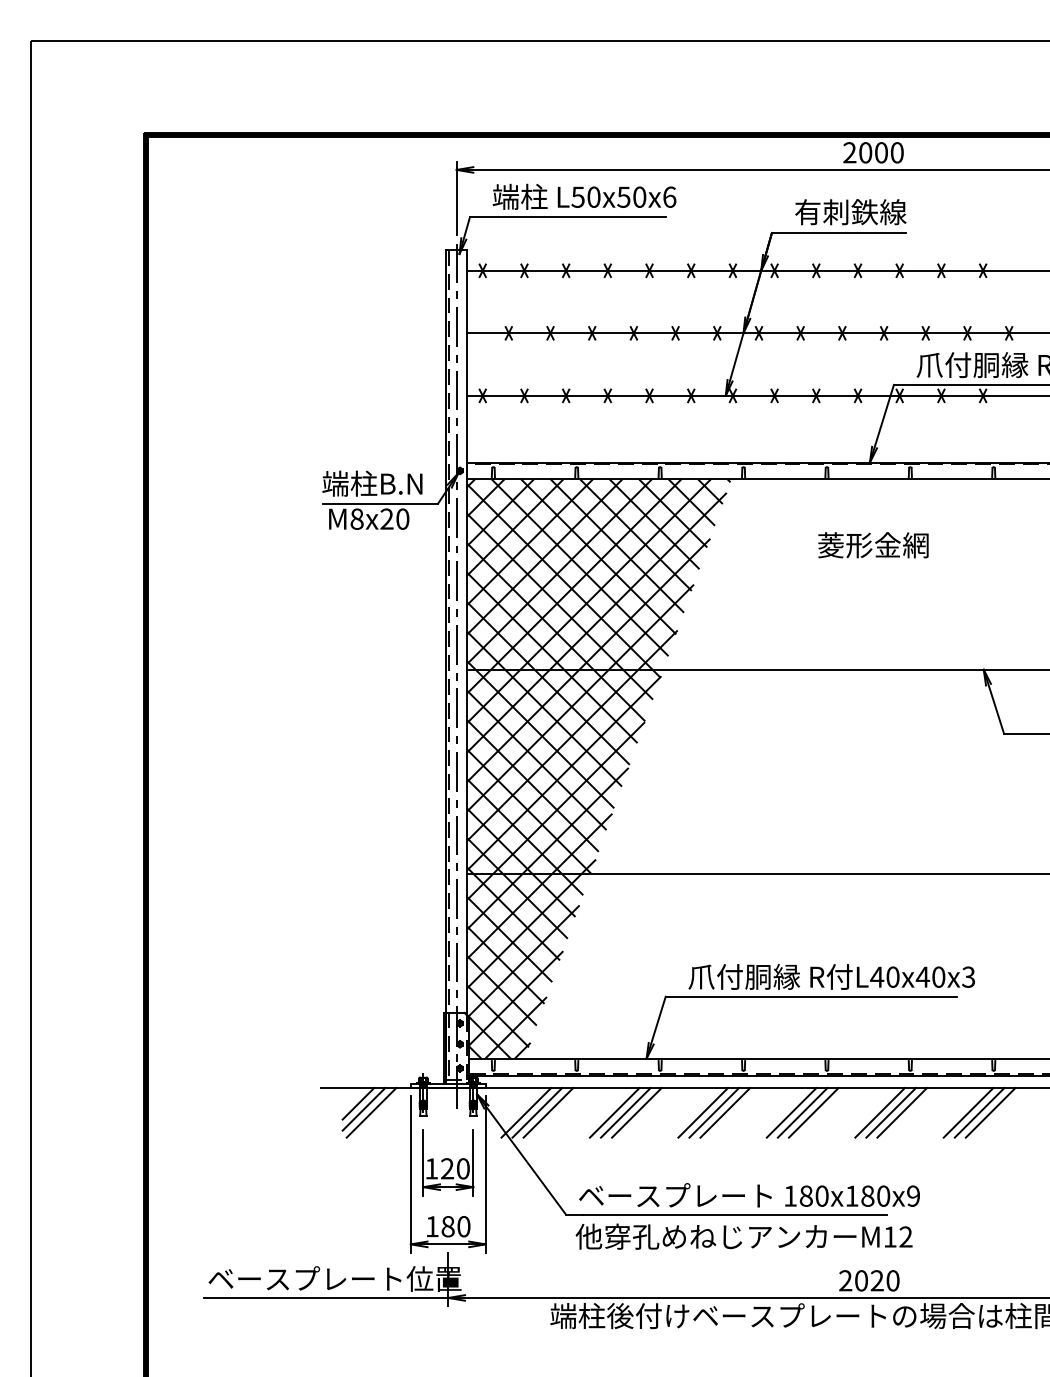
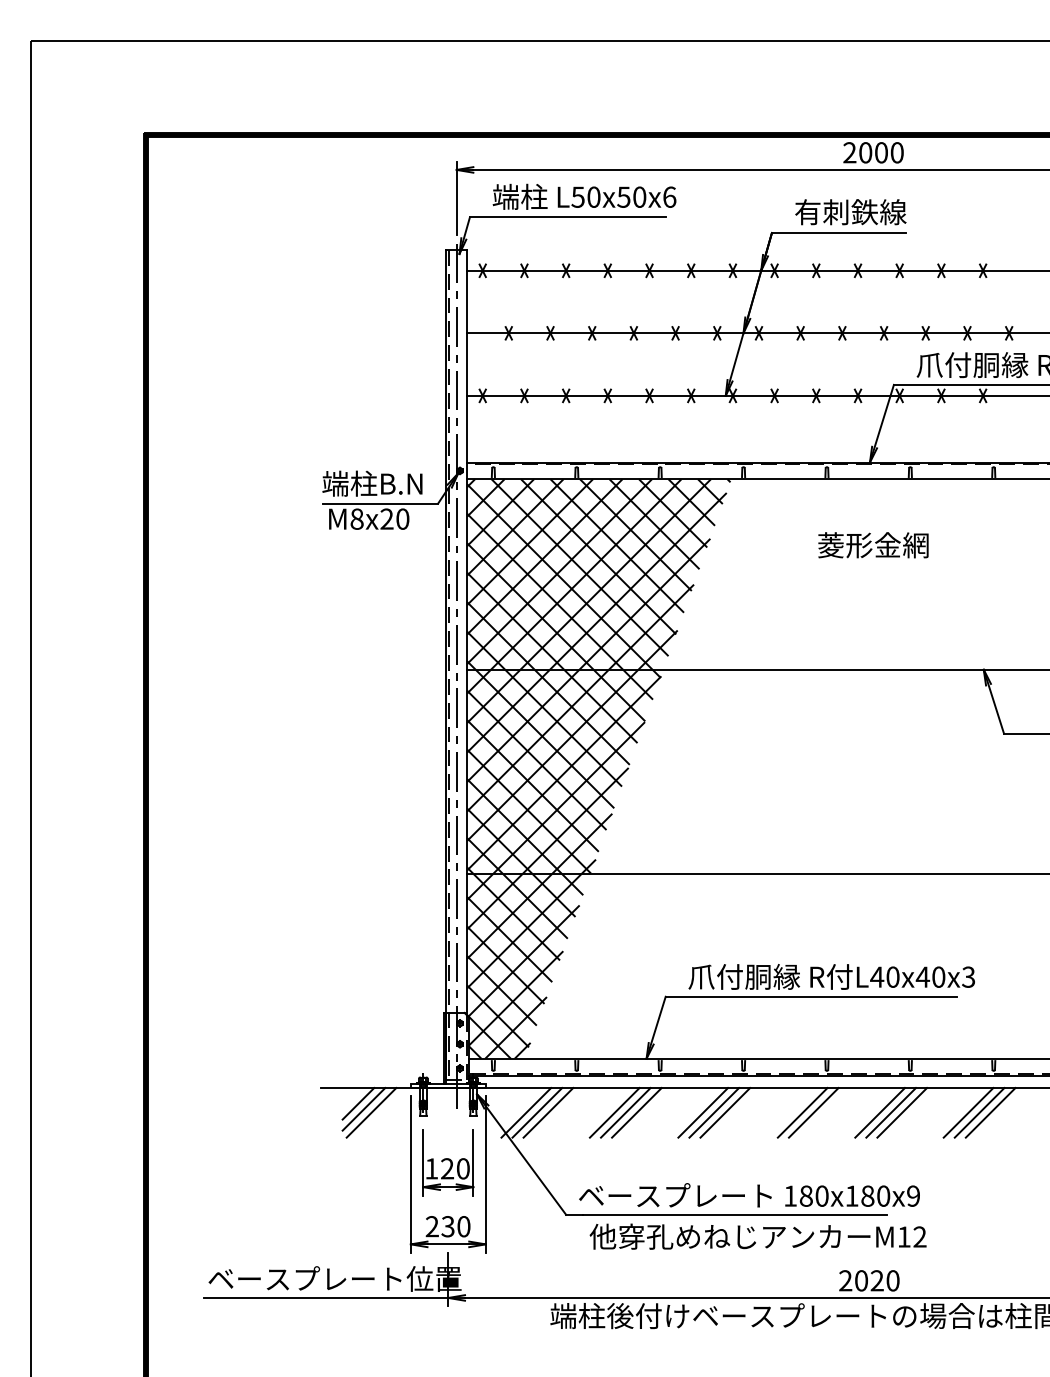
line: present -> none (791, 1112)
text: 180 -> 230 (439, 1226)
text position: (743, 1236) -> (757, 1236) (757, 1236)
